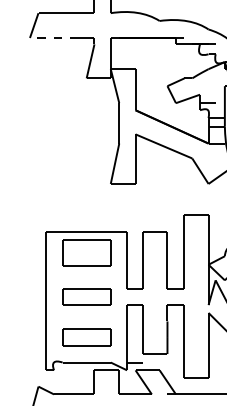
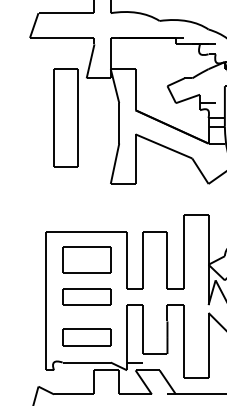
line: dashed -> solid (53, 38)
part: none -> present (65, 117)
part position: (86, 252) -> (86, 259) (86, 259)
